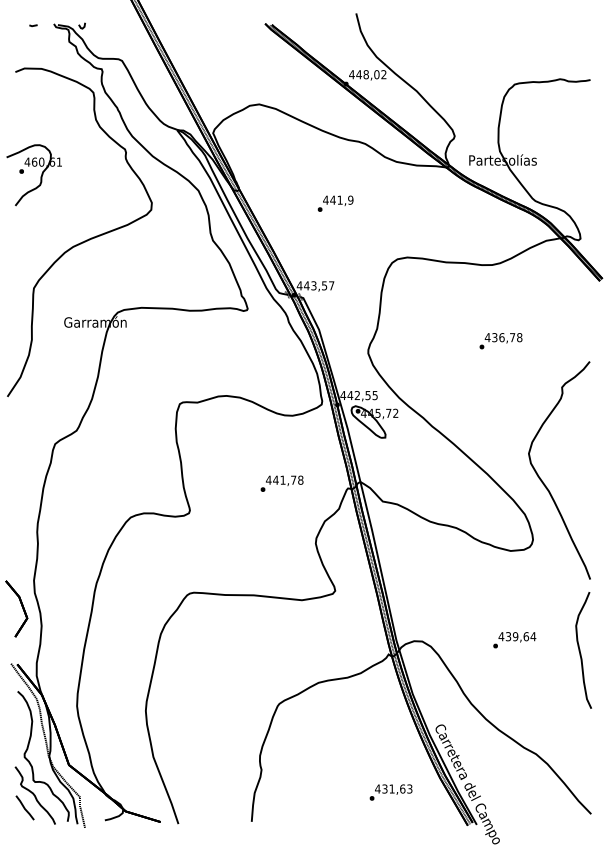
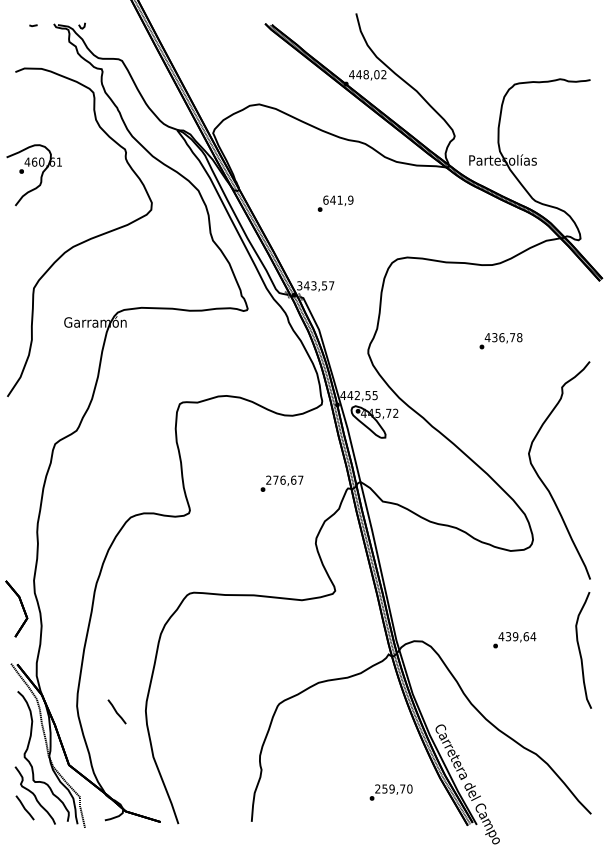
text: 441,9 -> 641,9 (325, 199)
text: 443,57 -> 343,57 (299, 285)
text: 441,78 -> 276,67 (284, 479)
line: none -> present (116, 711)
text: 431,63 -> 259,70 (393, 788)
